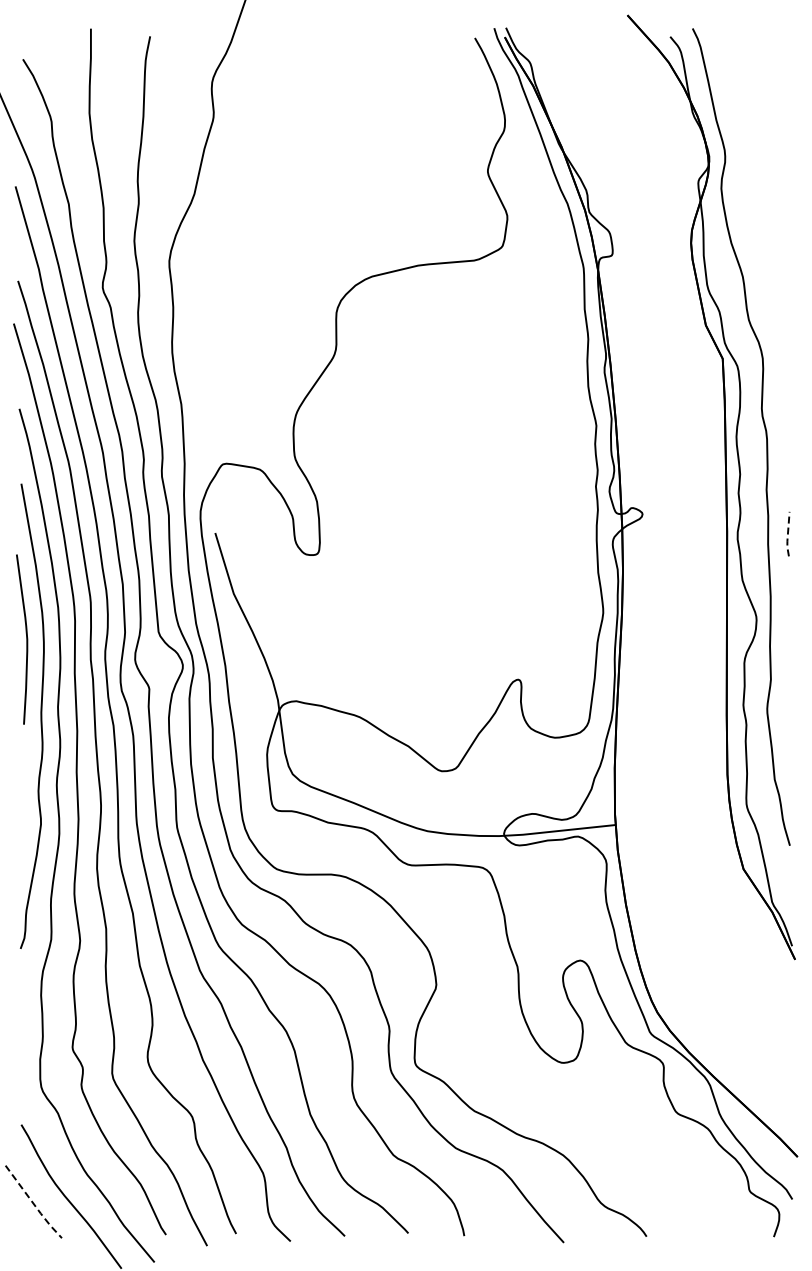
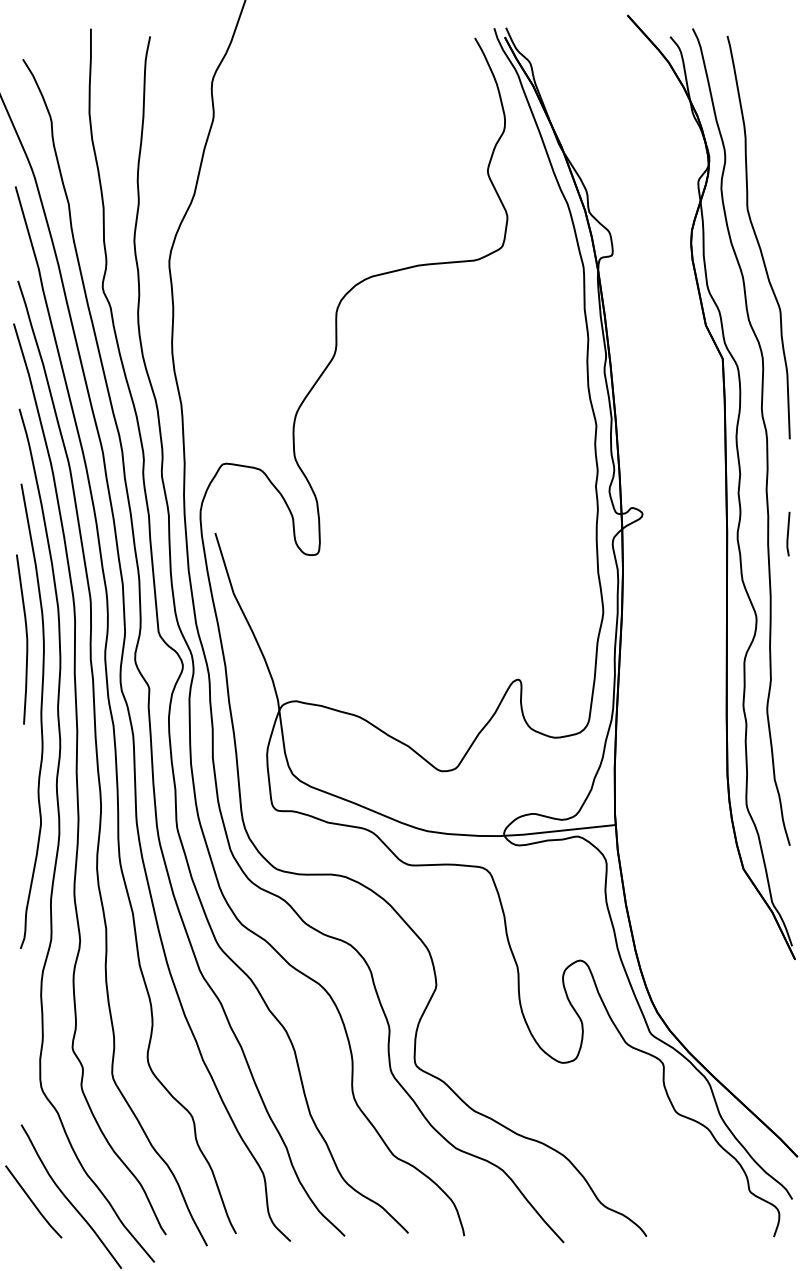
curve: none -> present (757, 237)
line: dashed -> solid (787, 535)
line: dashed -> solid (33, 1203)
